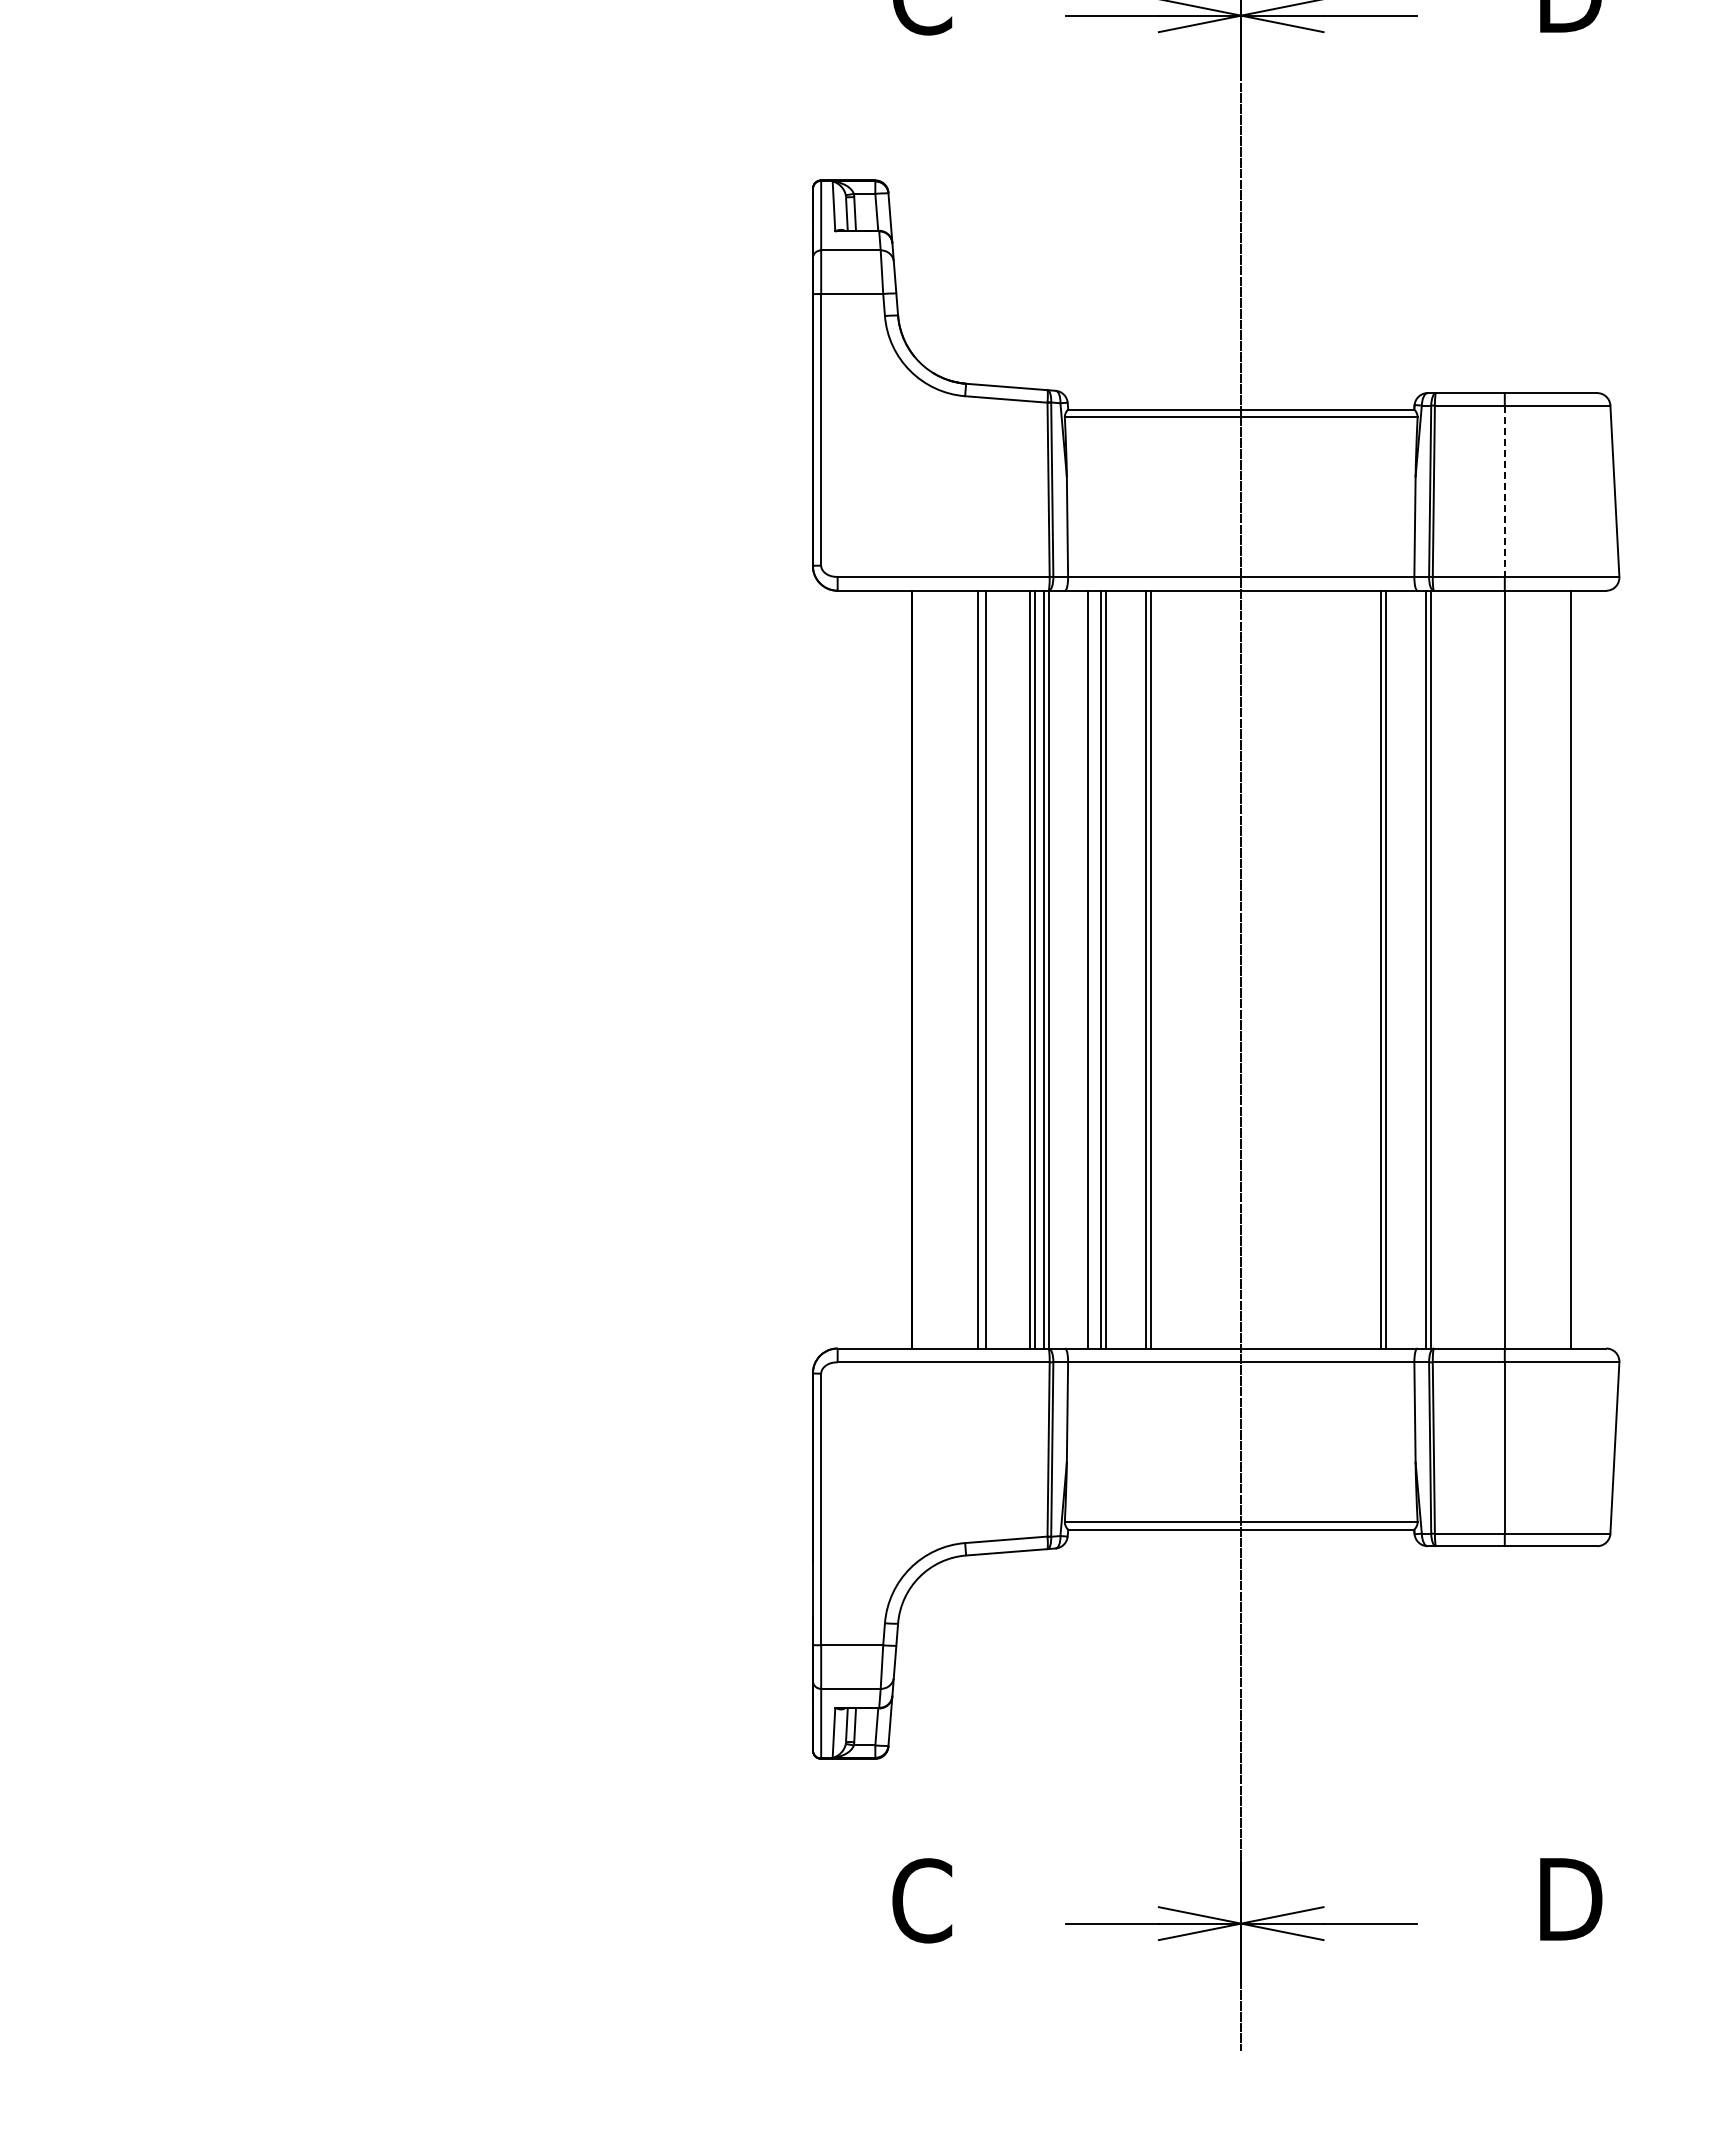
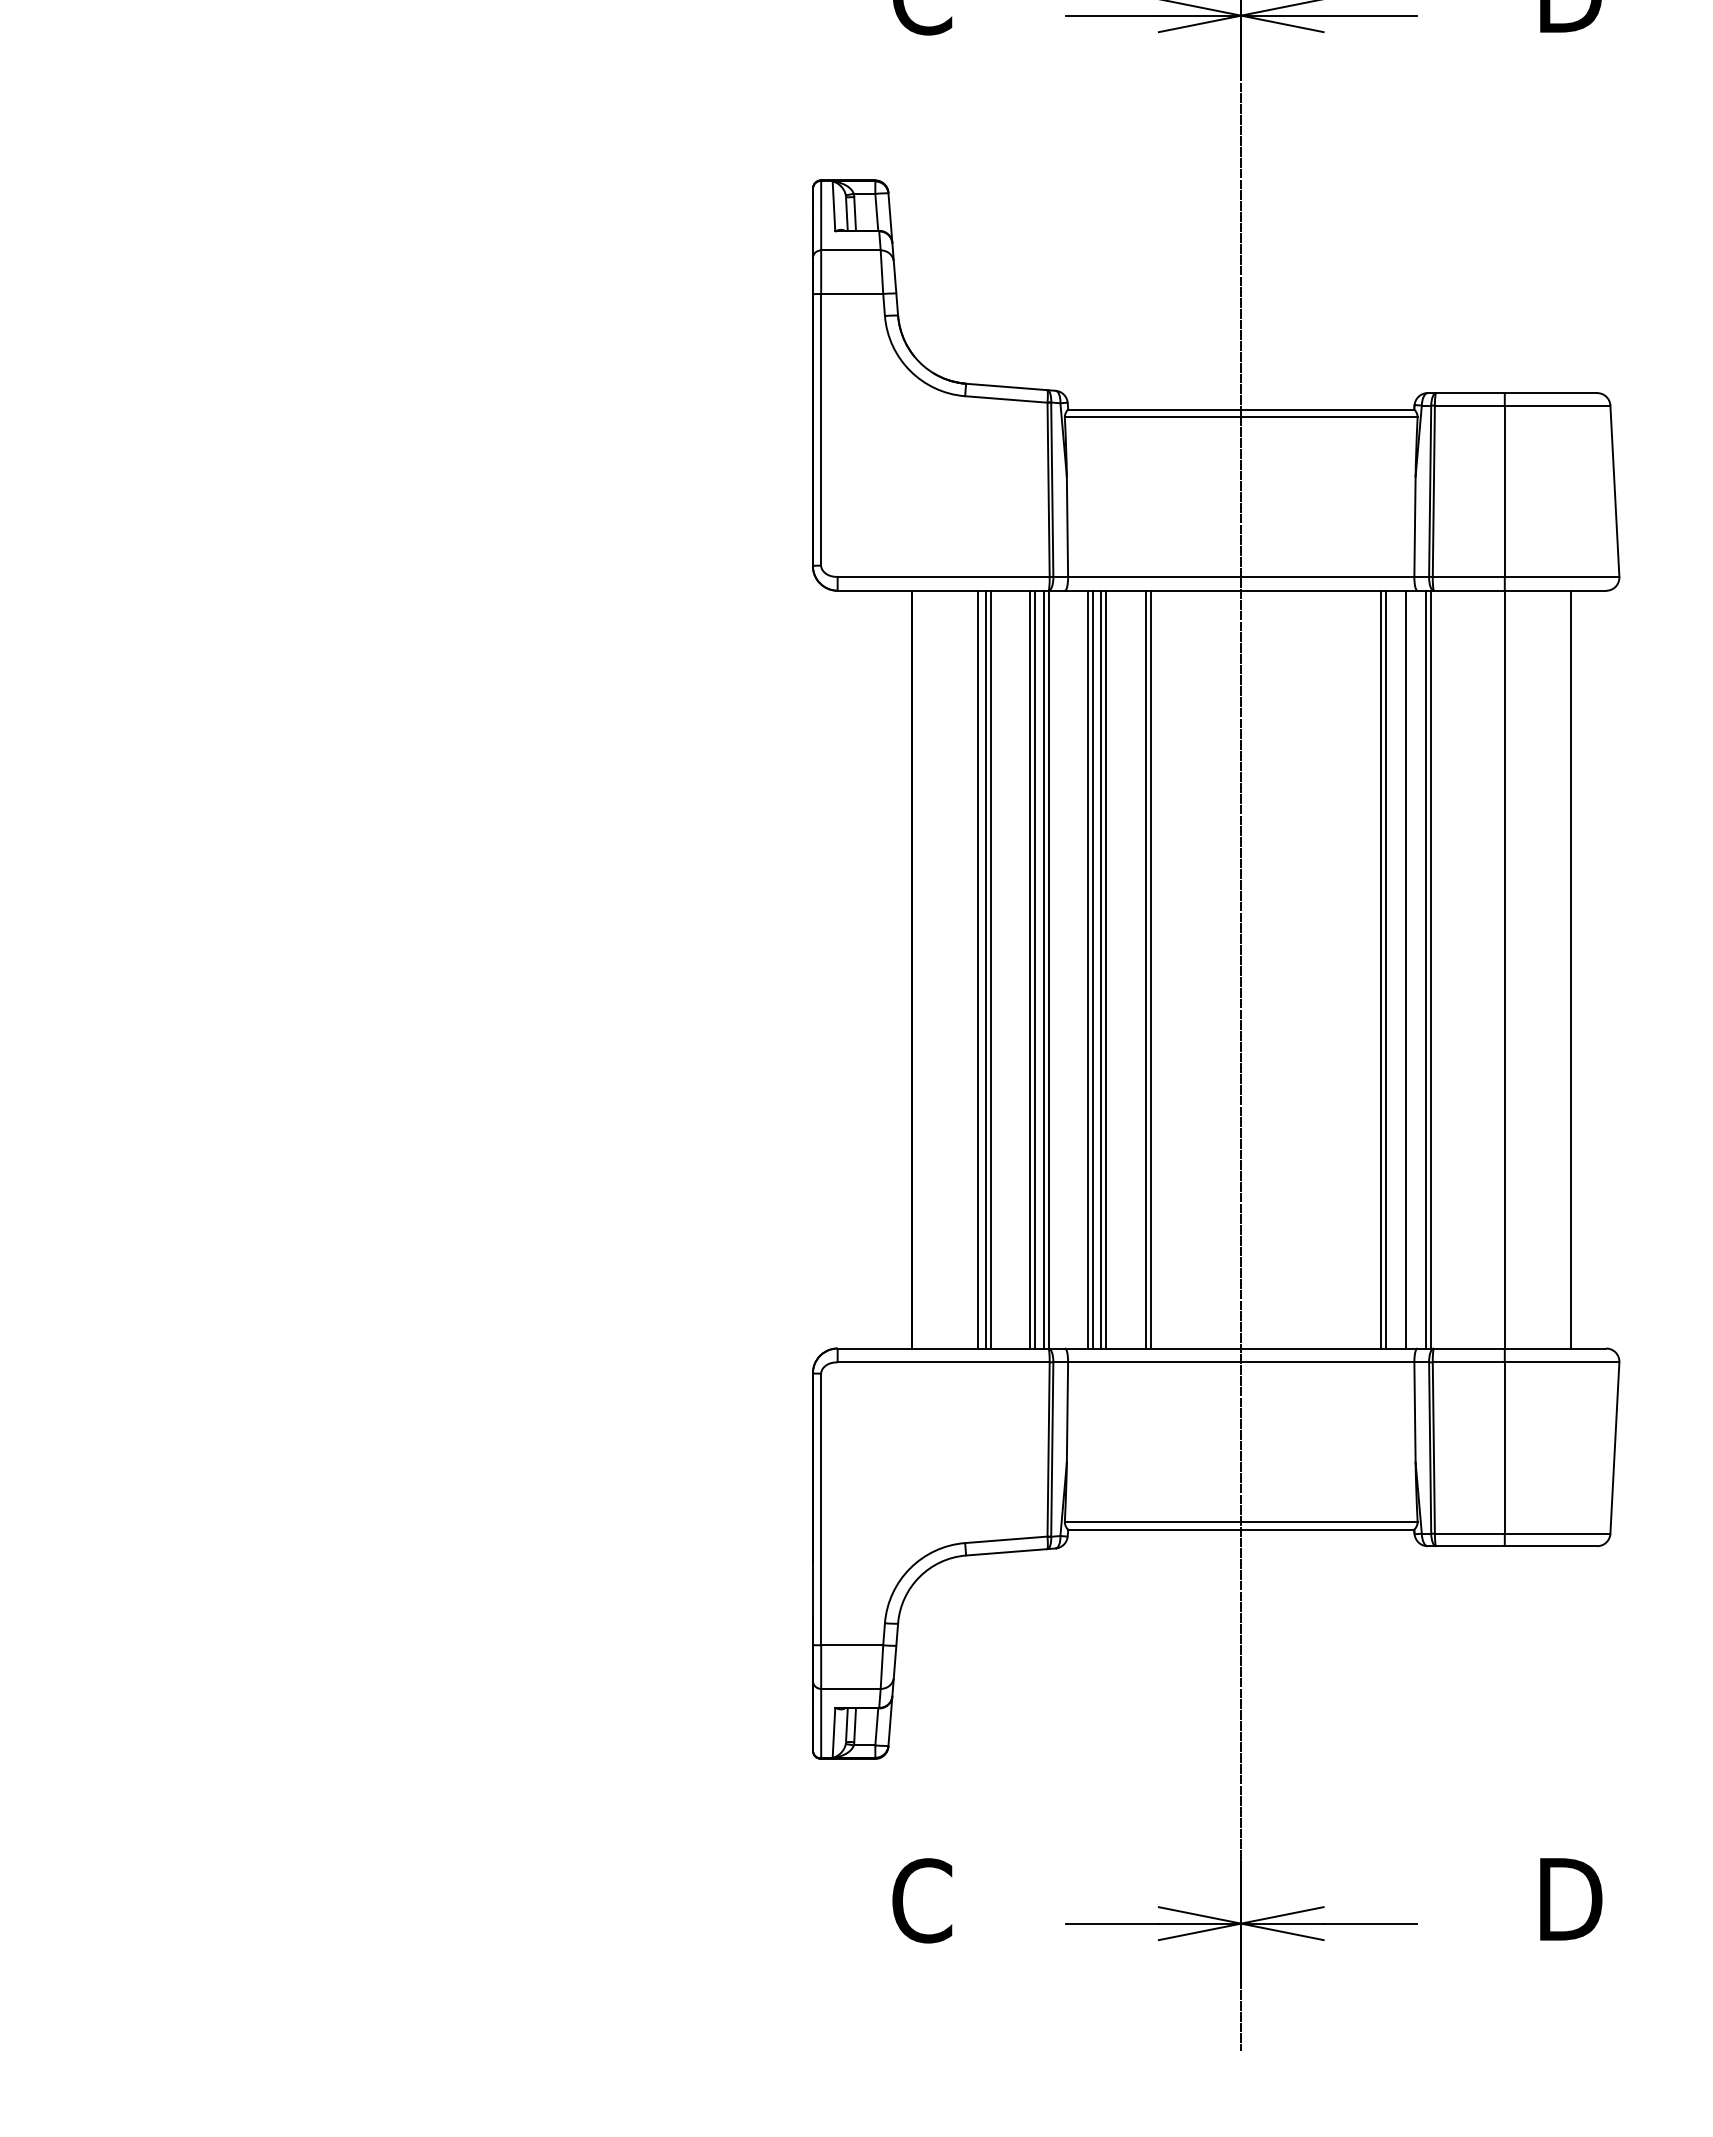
line: dashed -> solid (1504, 491)
line: none -> present (990, 969)
line: none -> present (1092, 969)
line: none -> present (1405, 969)
